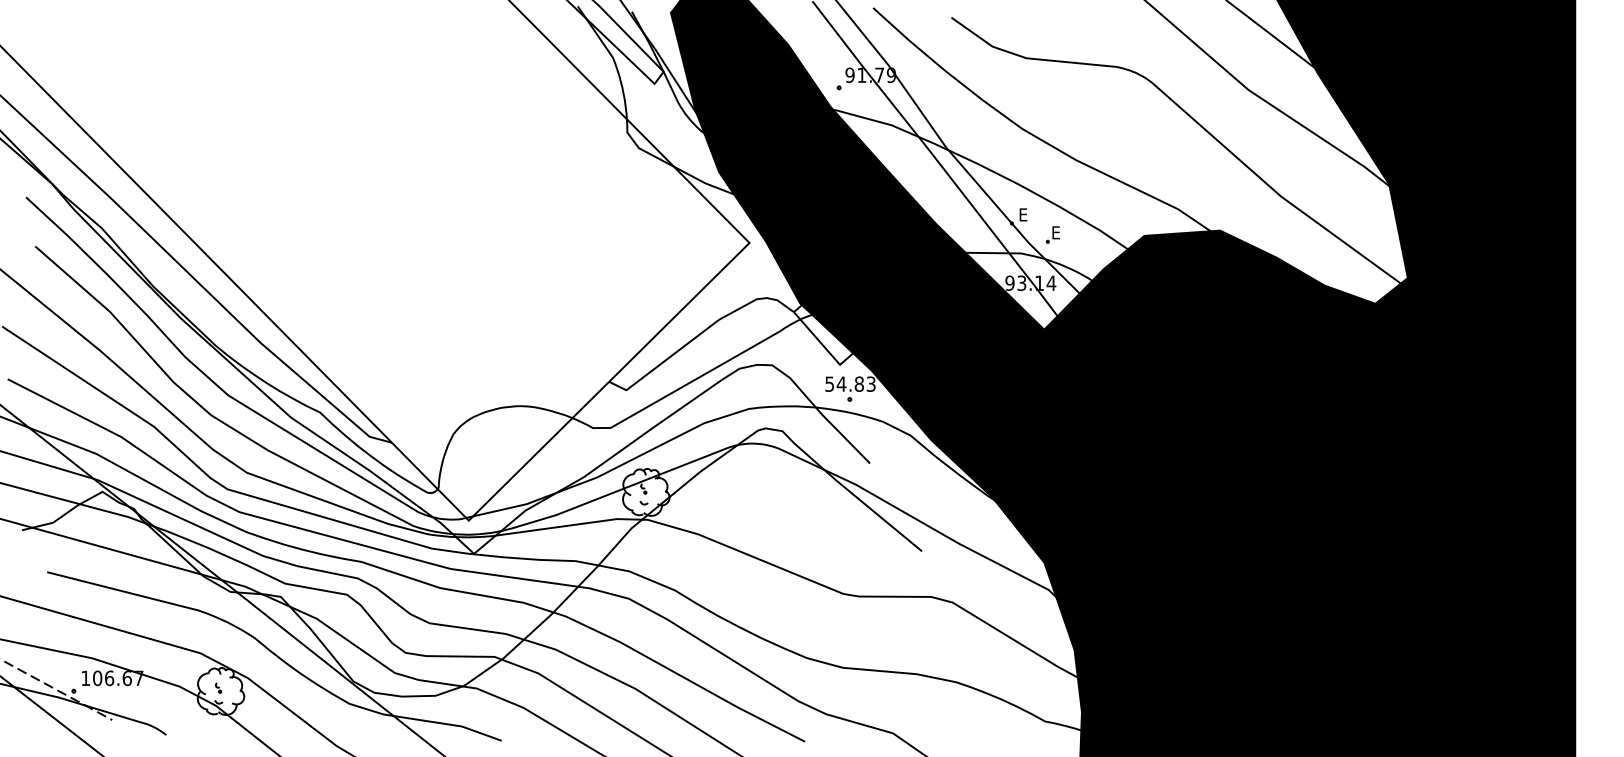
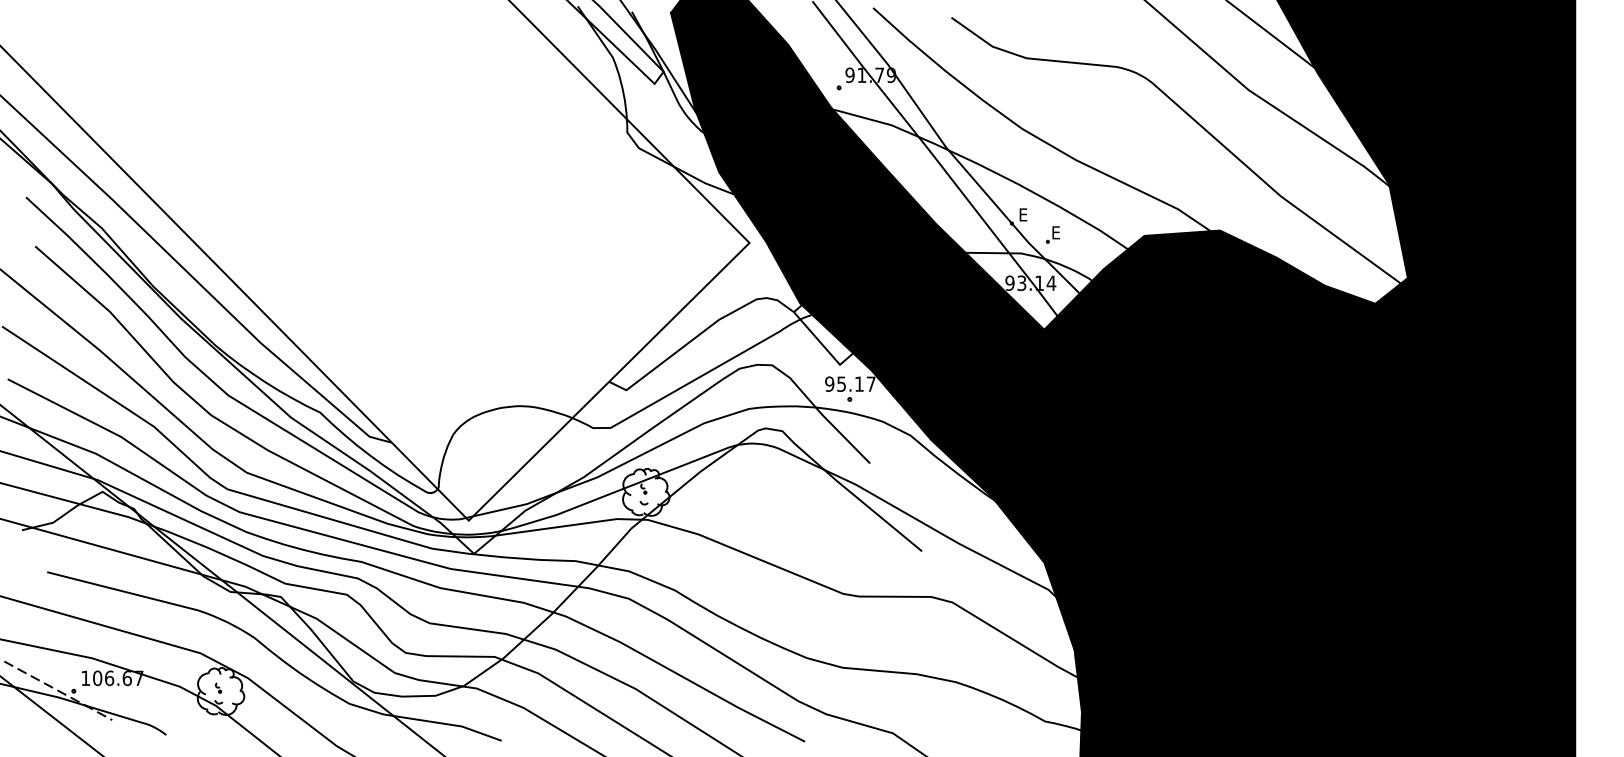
text: 54.83 -> 95.17 (850, 383)
